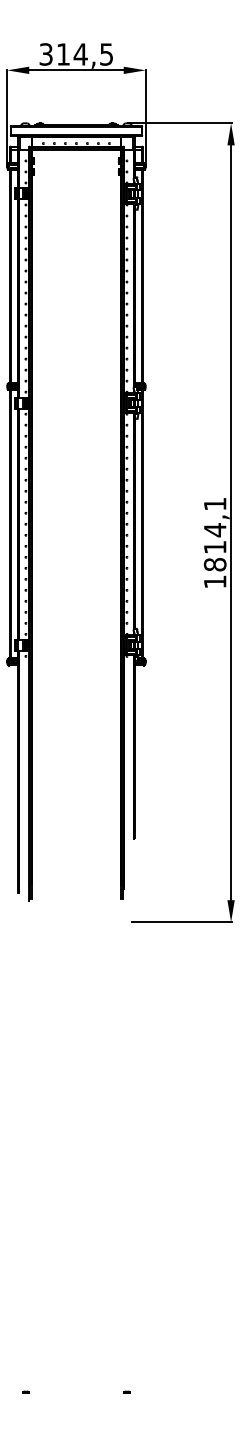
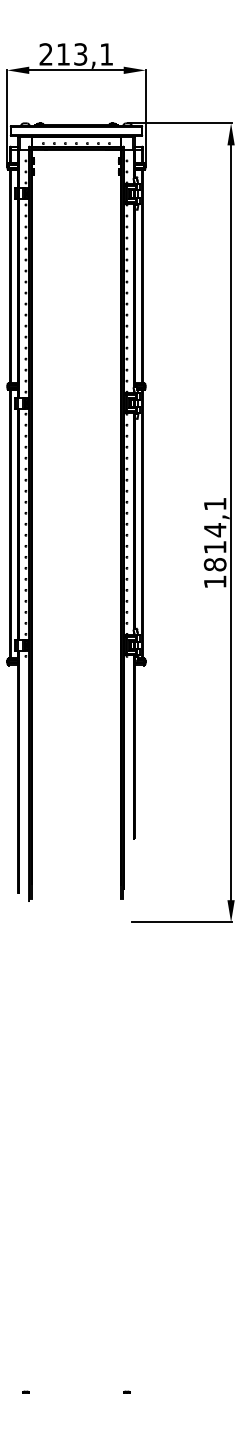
text: 314,5 -> 213,1 (75, 54)
